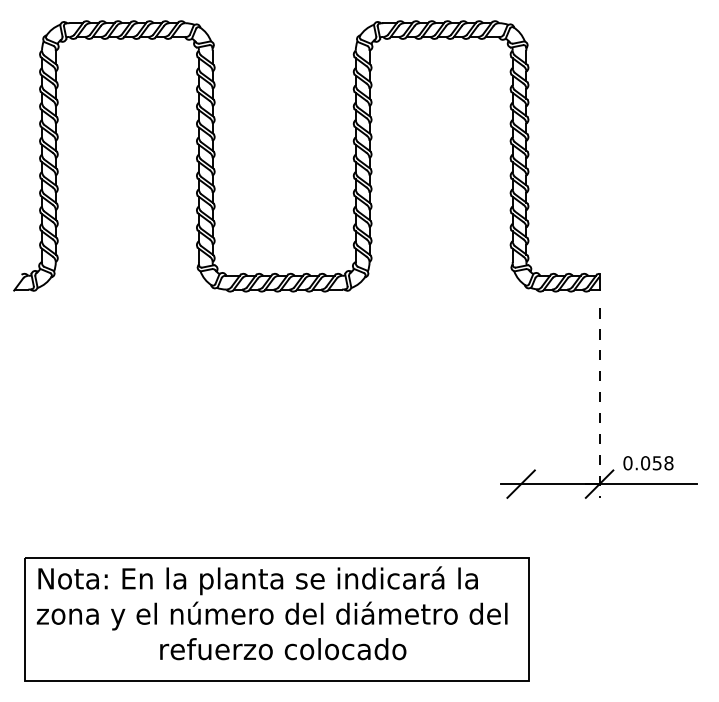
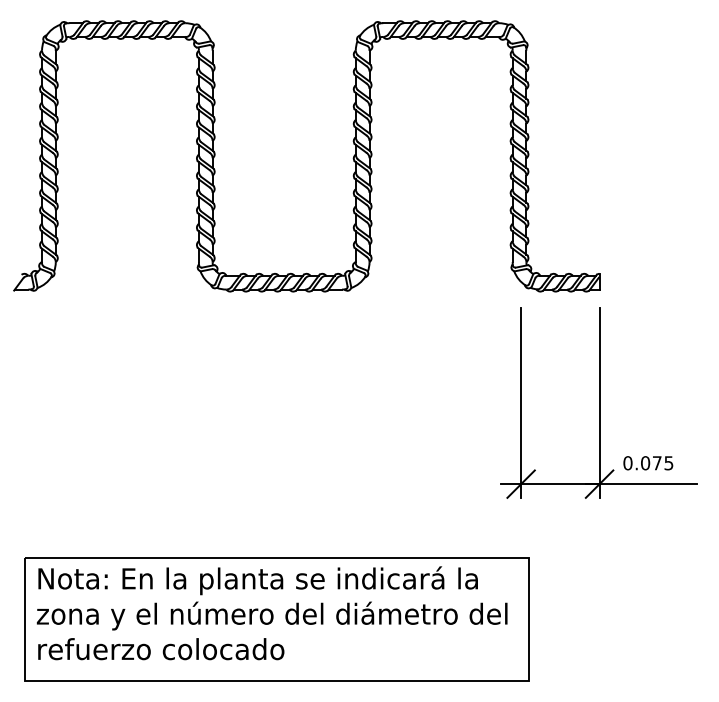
line: none -> present (521, 402)
line: dashed -> solid (599, 403)
text: 0.058 -> 0.075 (662, 463)
text position: (283, 649) -> (161, 649) (161, 649)
